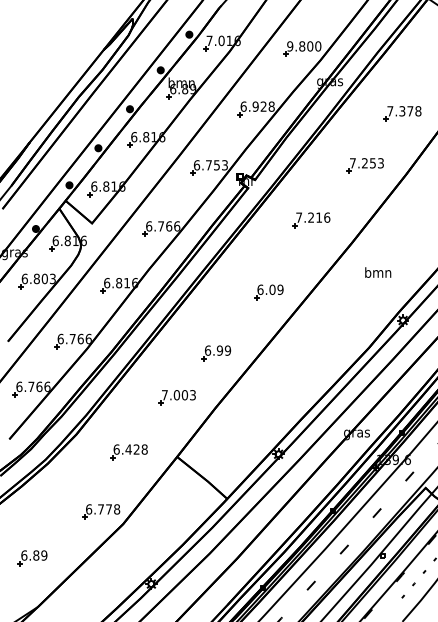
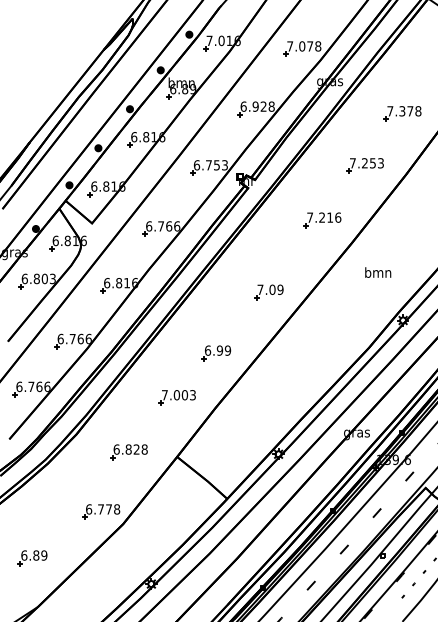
text: 9.800 -> 7.078 (304, 46)
part position: (311, 220) -> (322, 220) (322, 220)
text: 6.09 -> 7.09 (260, 289)
text: 6.428 -> 6.828 (128, 449)
